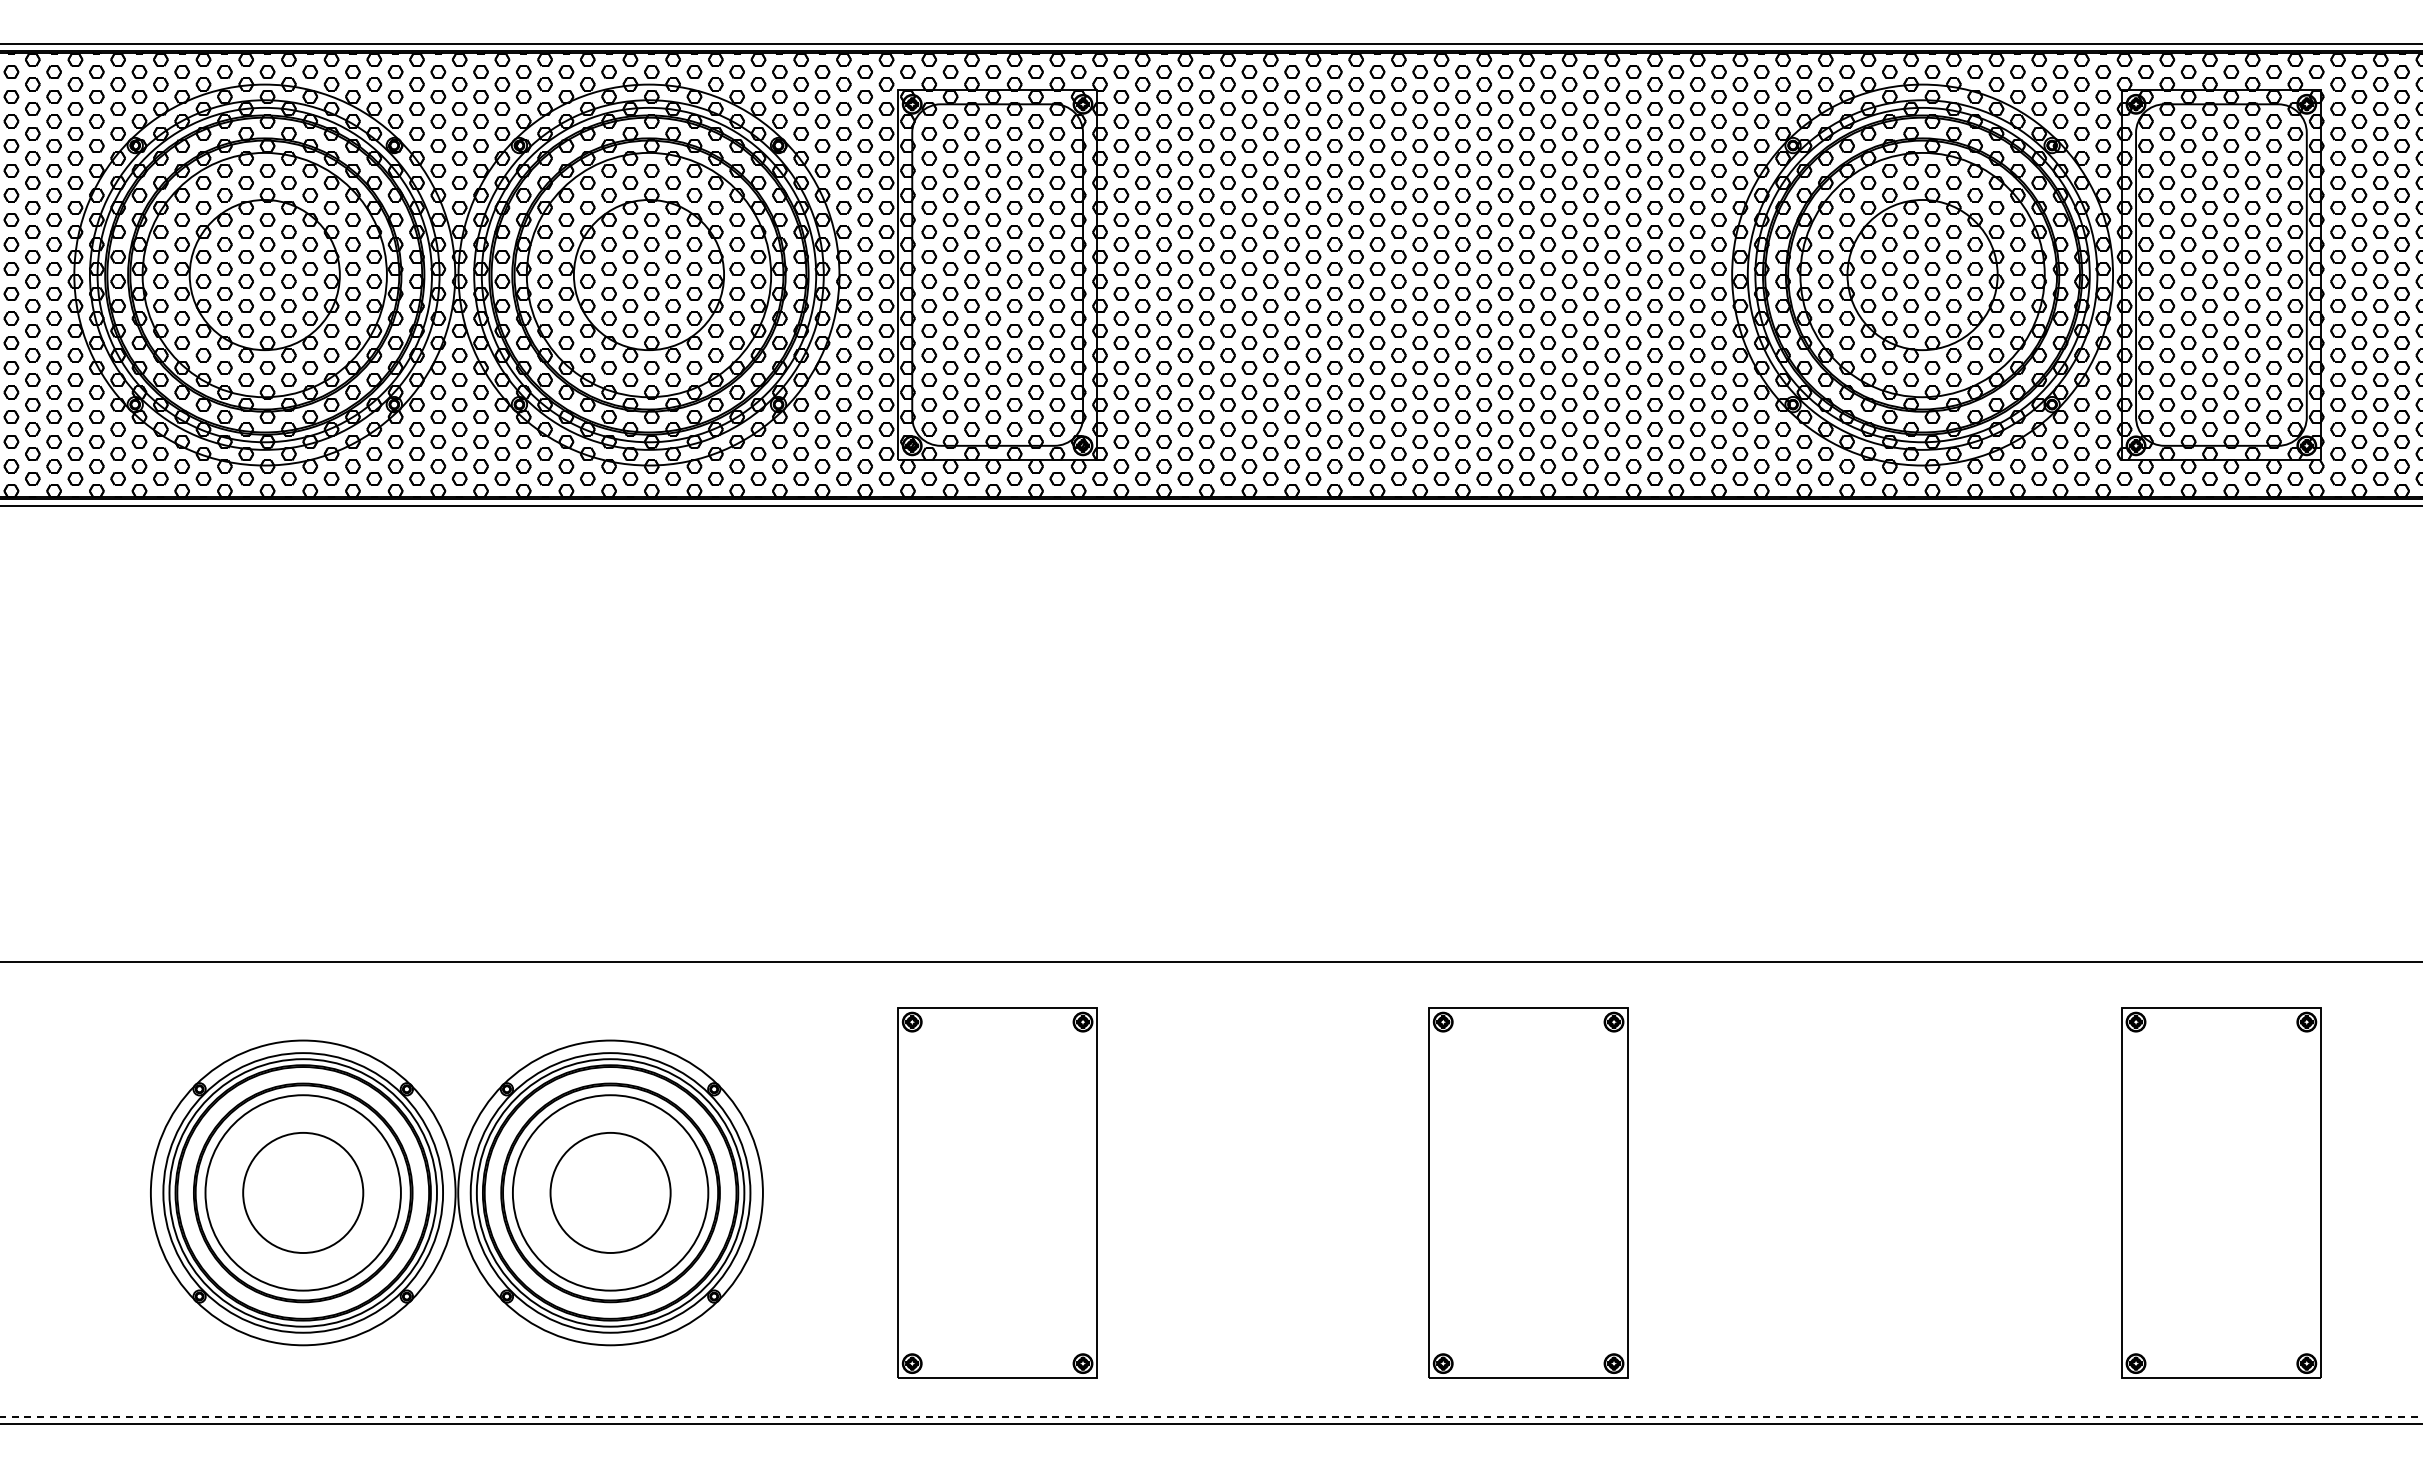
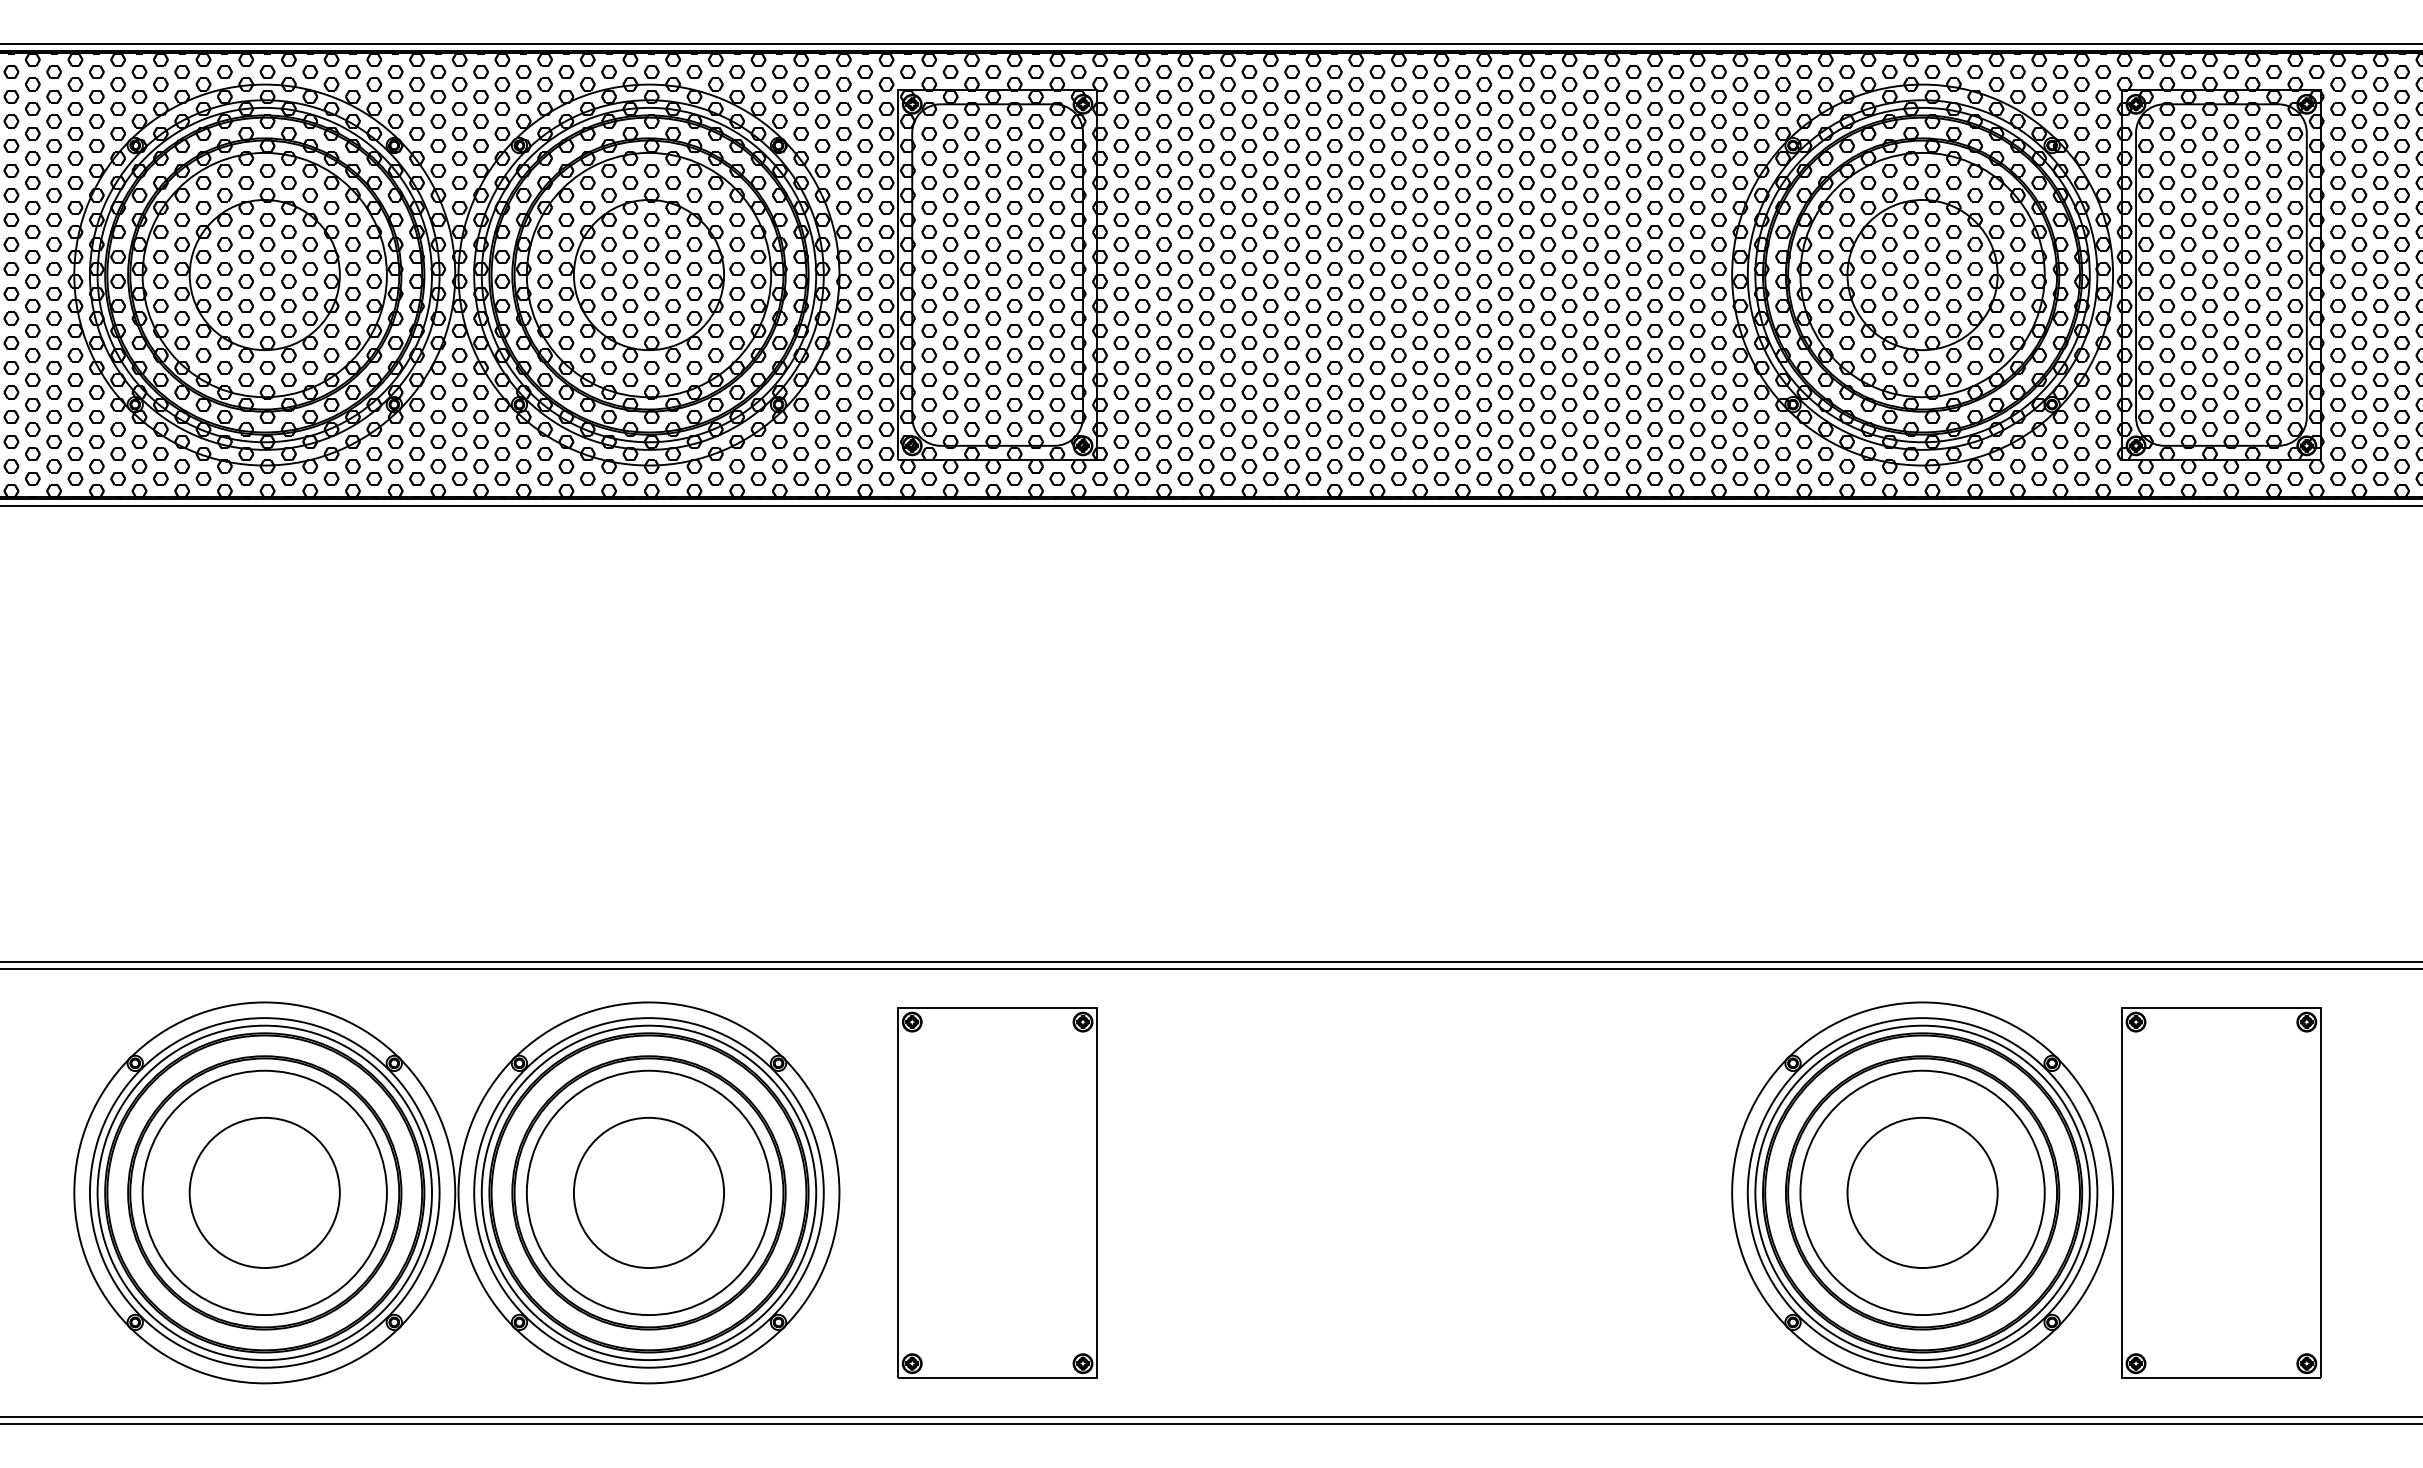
line: none -> present (1210, 968)
part size: 614x308 px -> 768x384 px (456, 1192)
part: present -> none (1528, 1192)
part: none -> present (1922, 1192)
line: dashed -> solid (1212, 1417)
